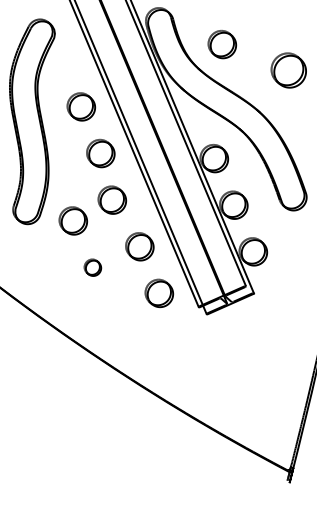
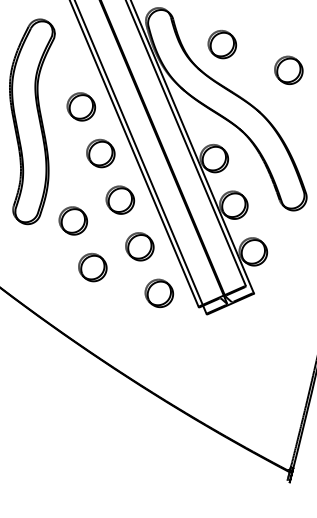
part size: 37x37 px -> 30x30 px (288, 69)
part position: (112, 199) -> (120, 199) (120, 199)
part size: 20x19 px -> 30x30 px (92, 267)
